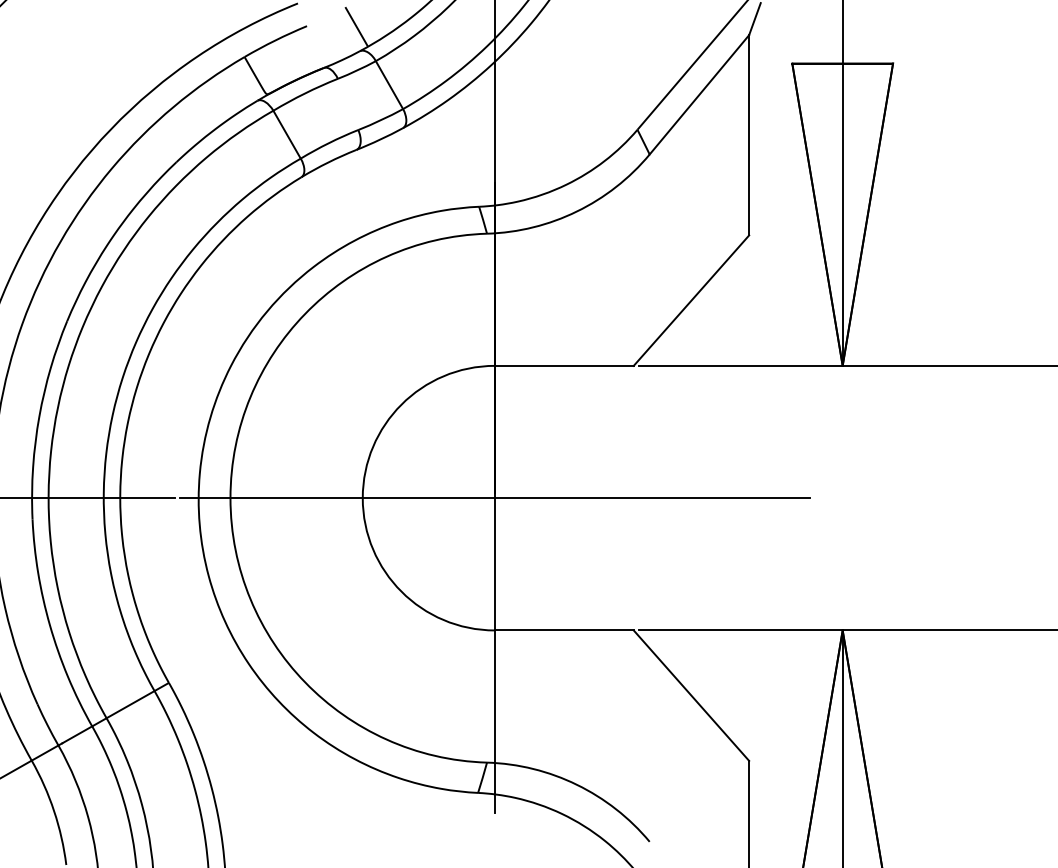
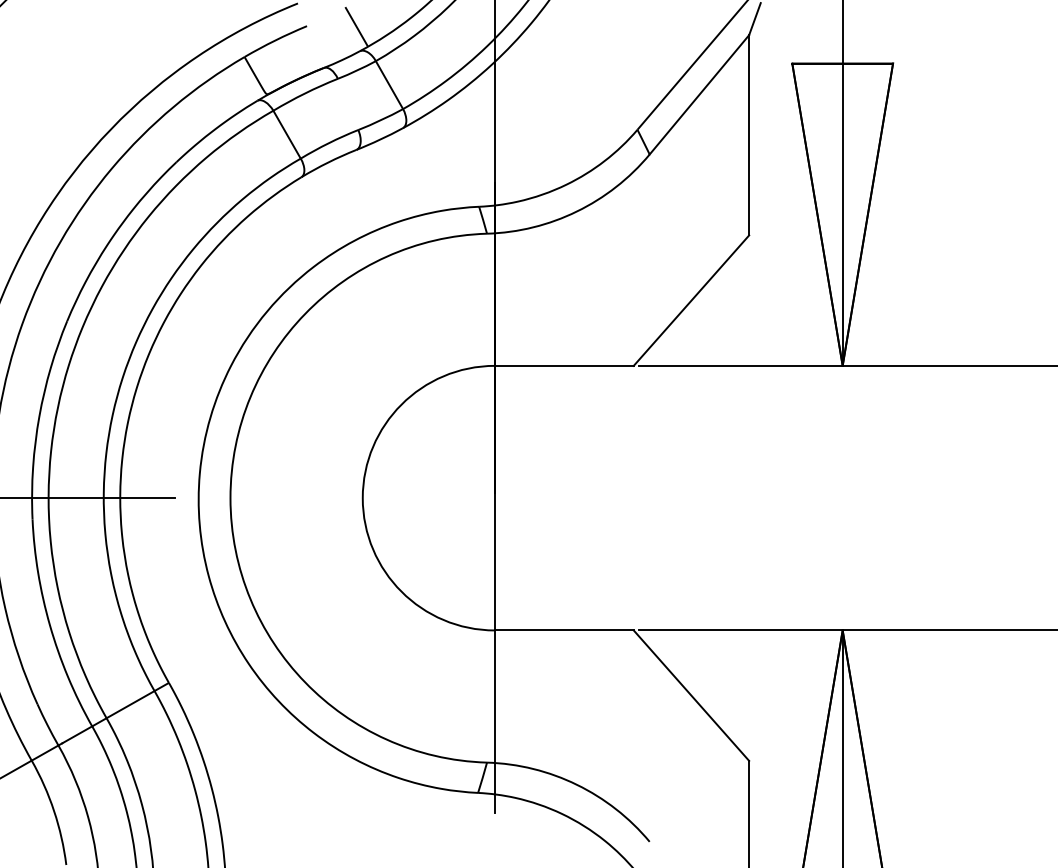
line: present -> none (495, 498)
